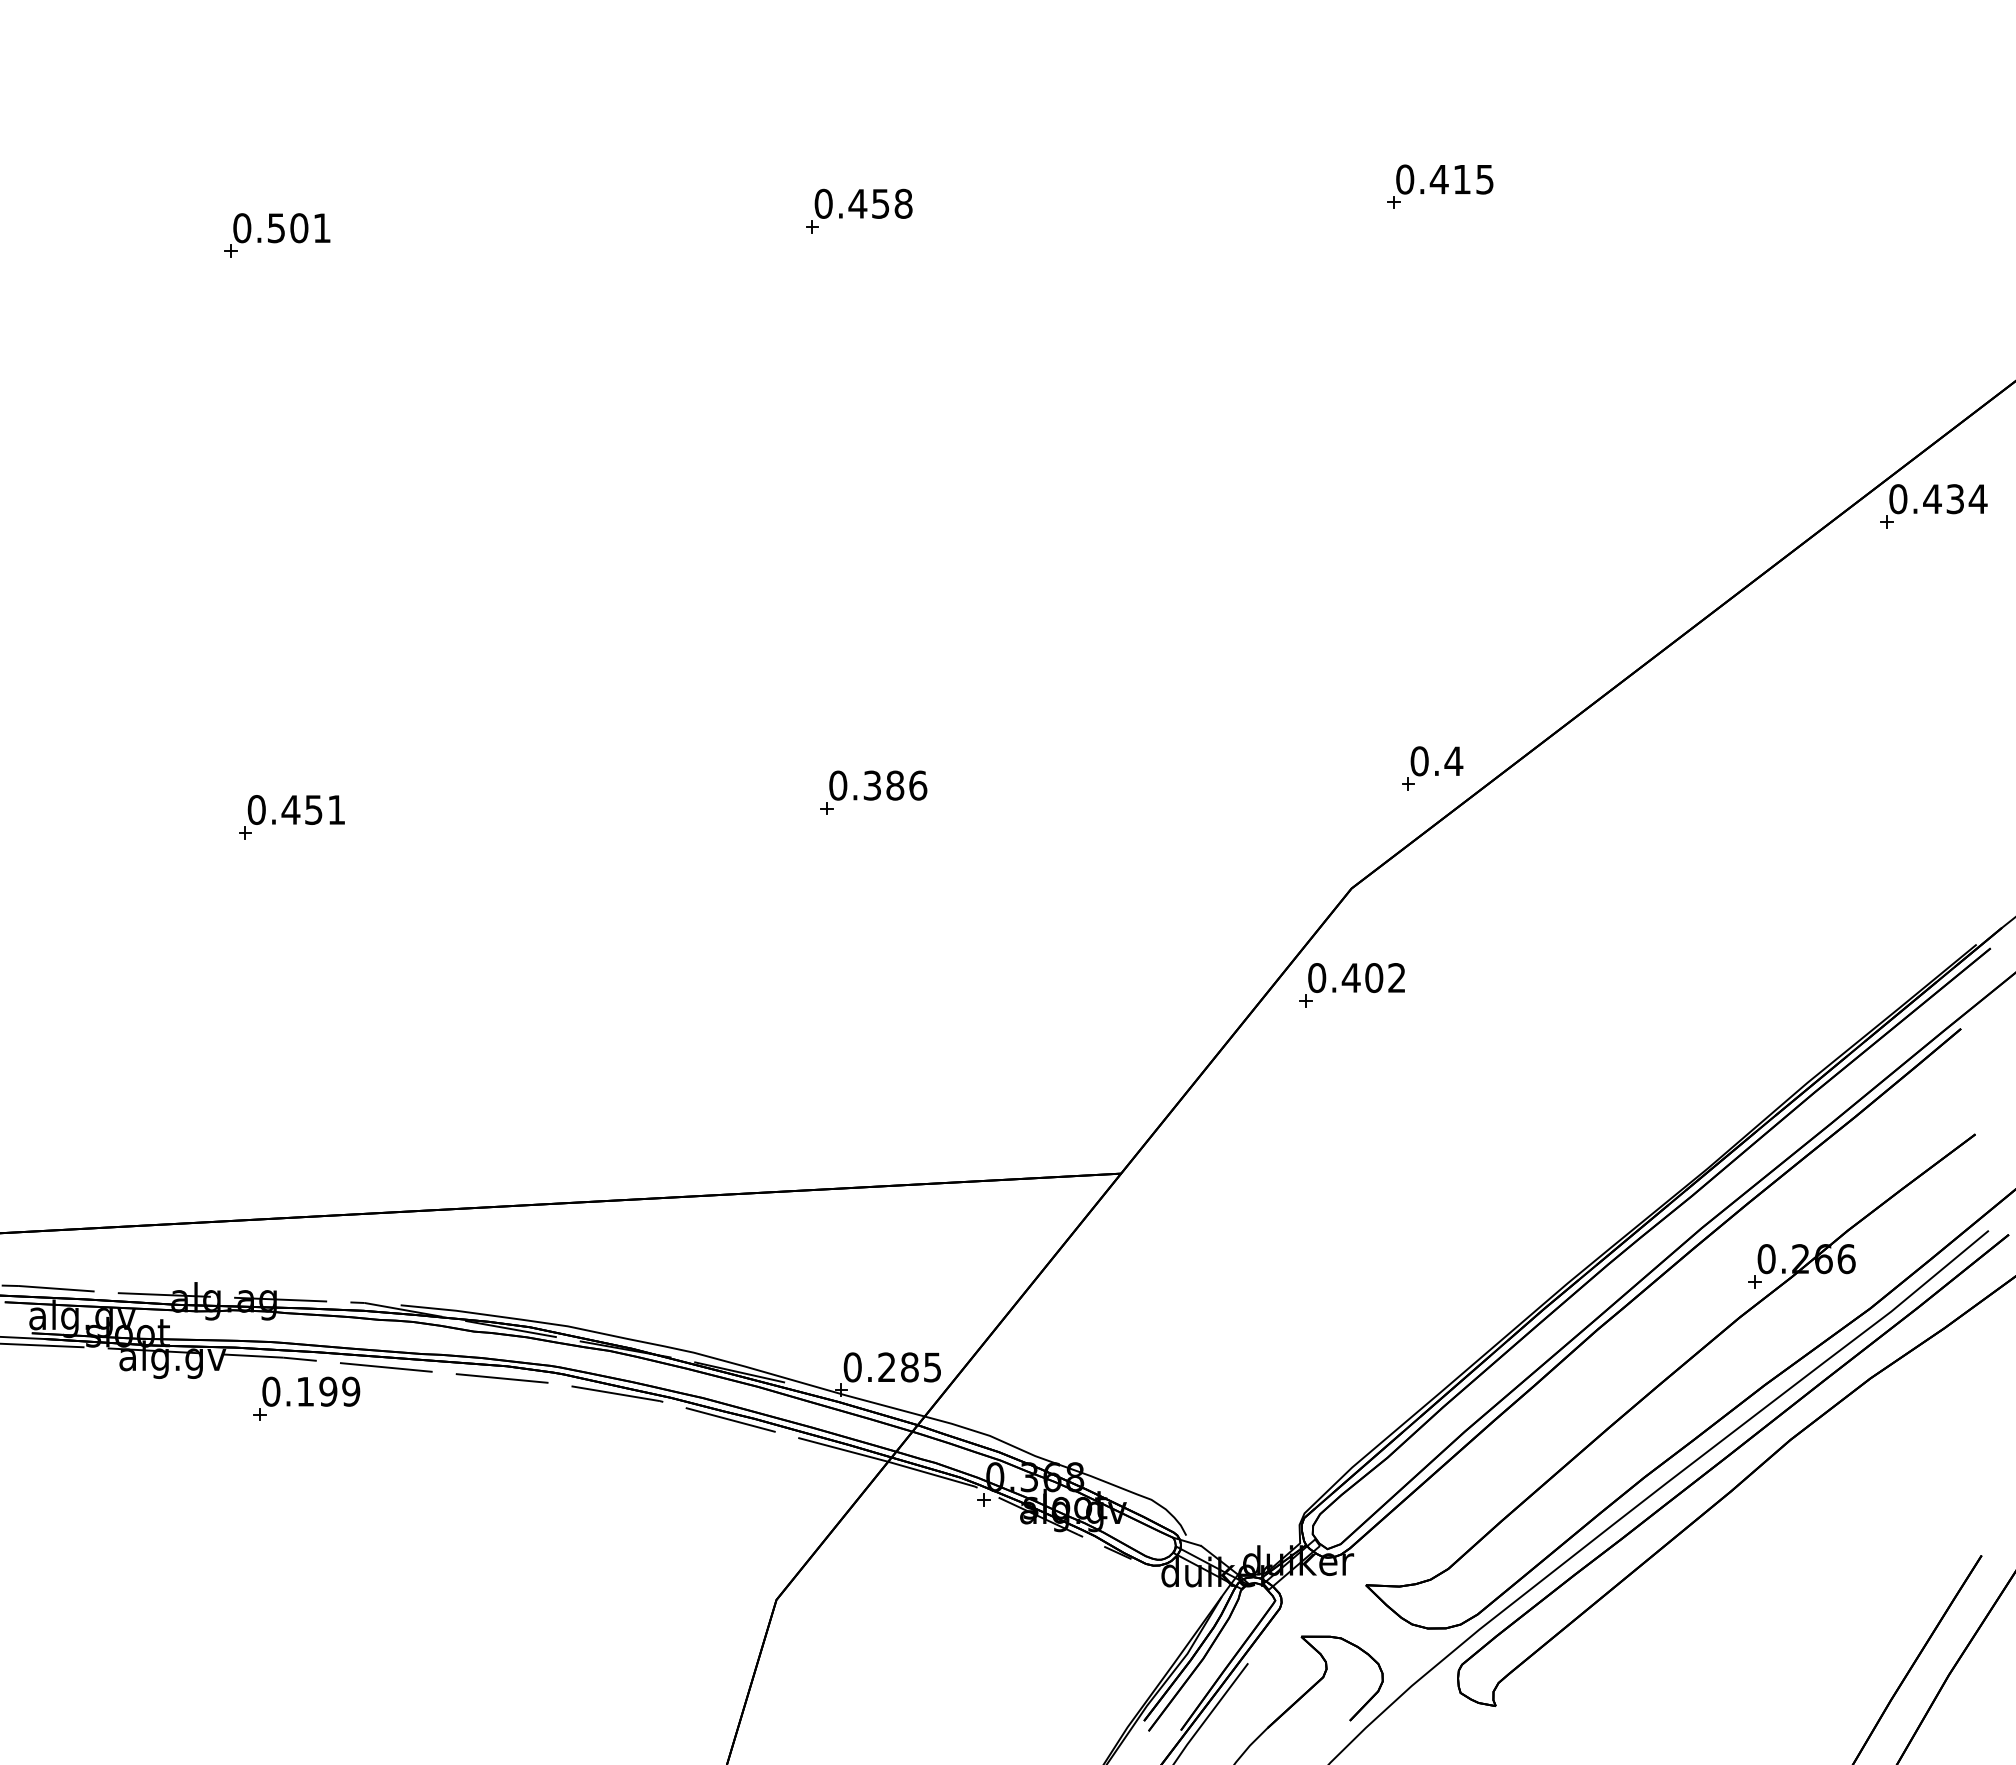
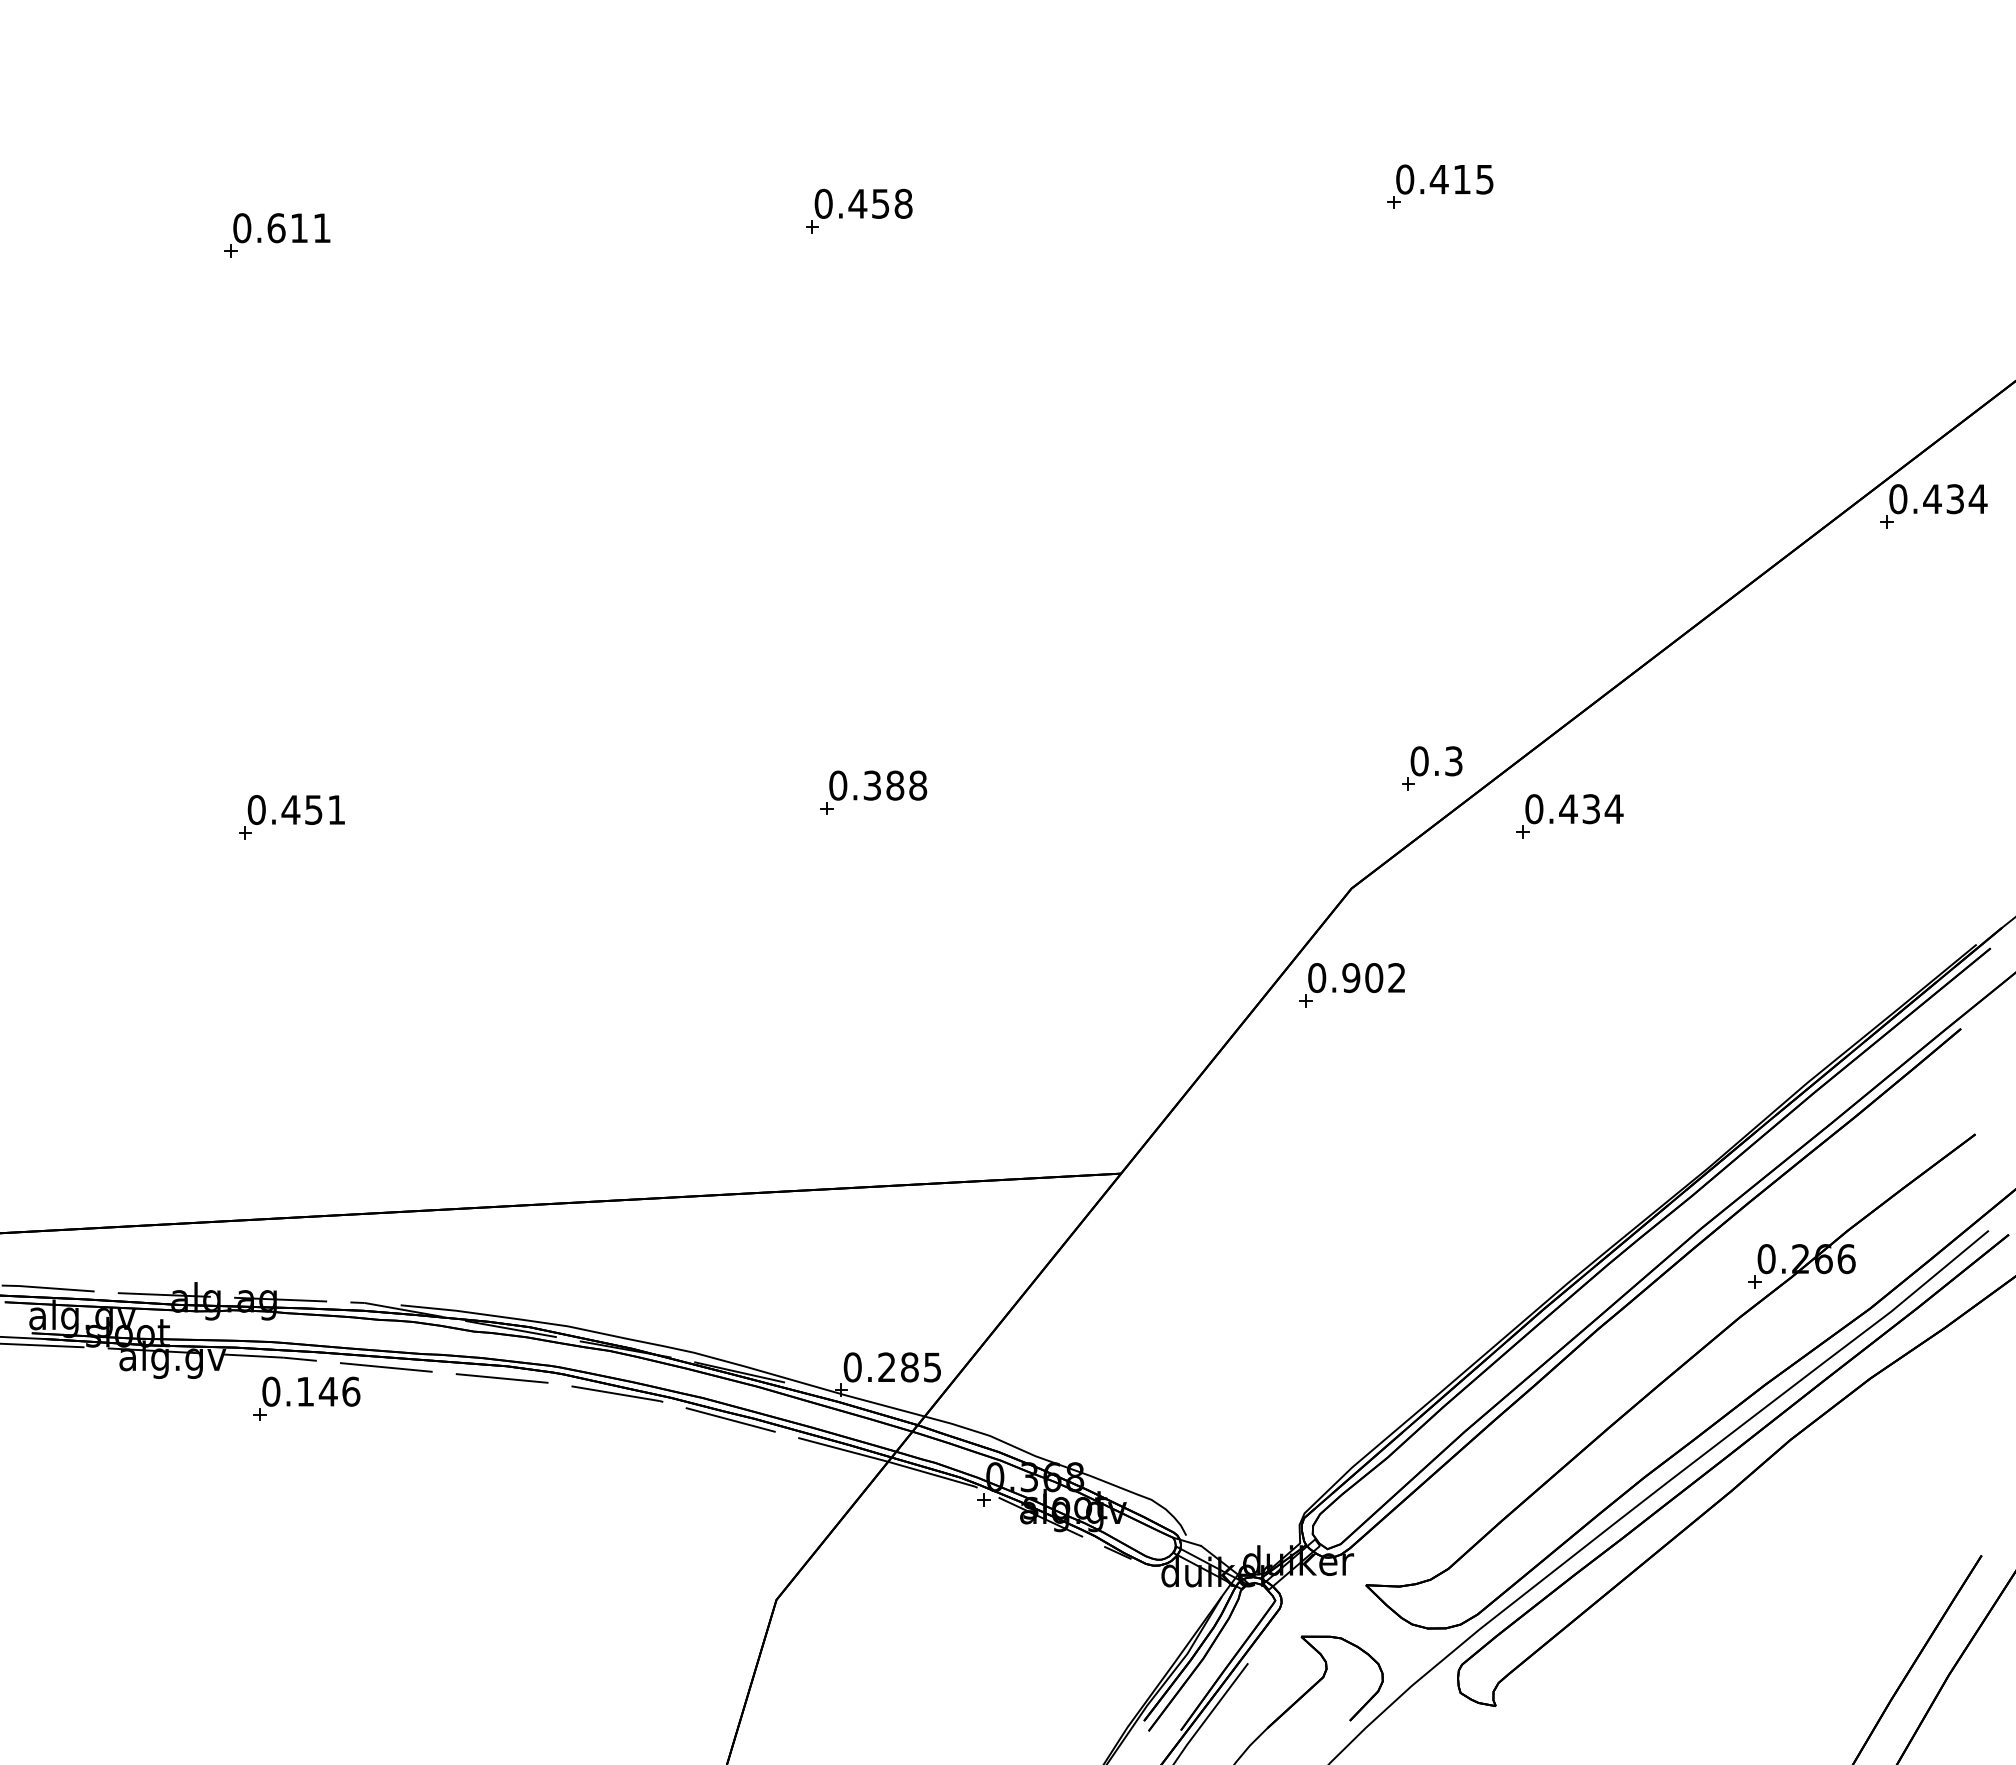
text: 0.501 -> 0.611 (287, 228)
text: 0.4 -> 0.3 (1453, 761)
text: 0.386 -> 0.388 (918, 785)
part: none -> present (1569, 816)
text: 0.402 -> 0.902 (1350, 978)
text: 0.199 -> 0.146 (339, 1391)
